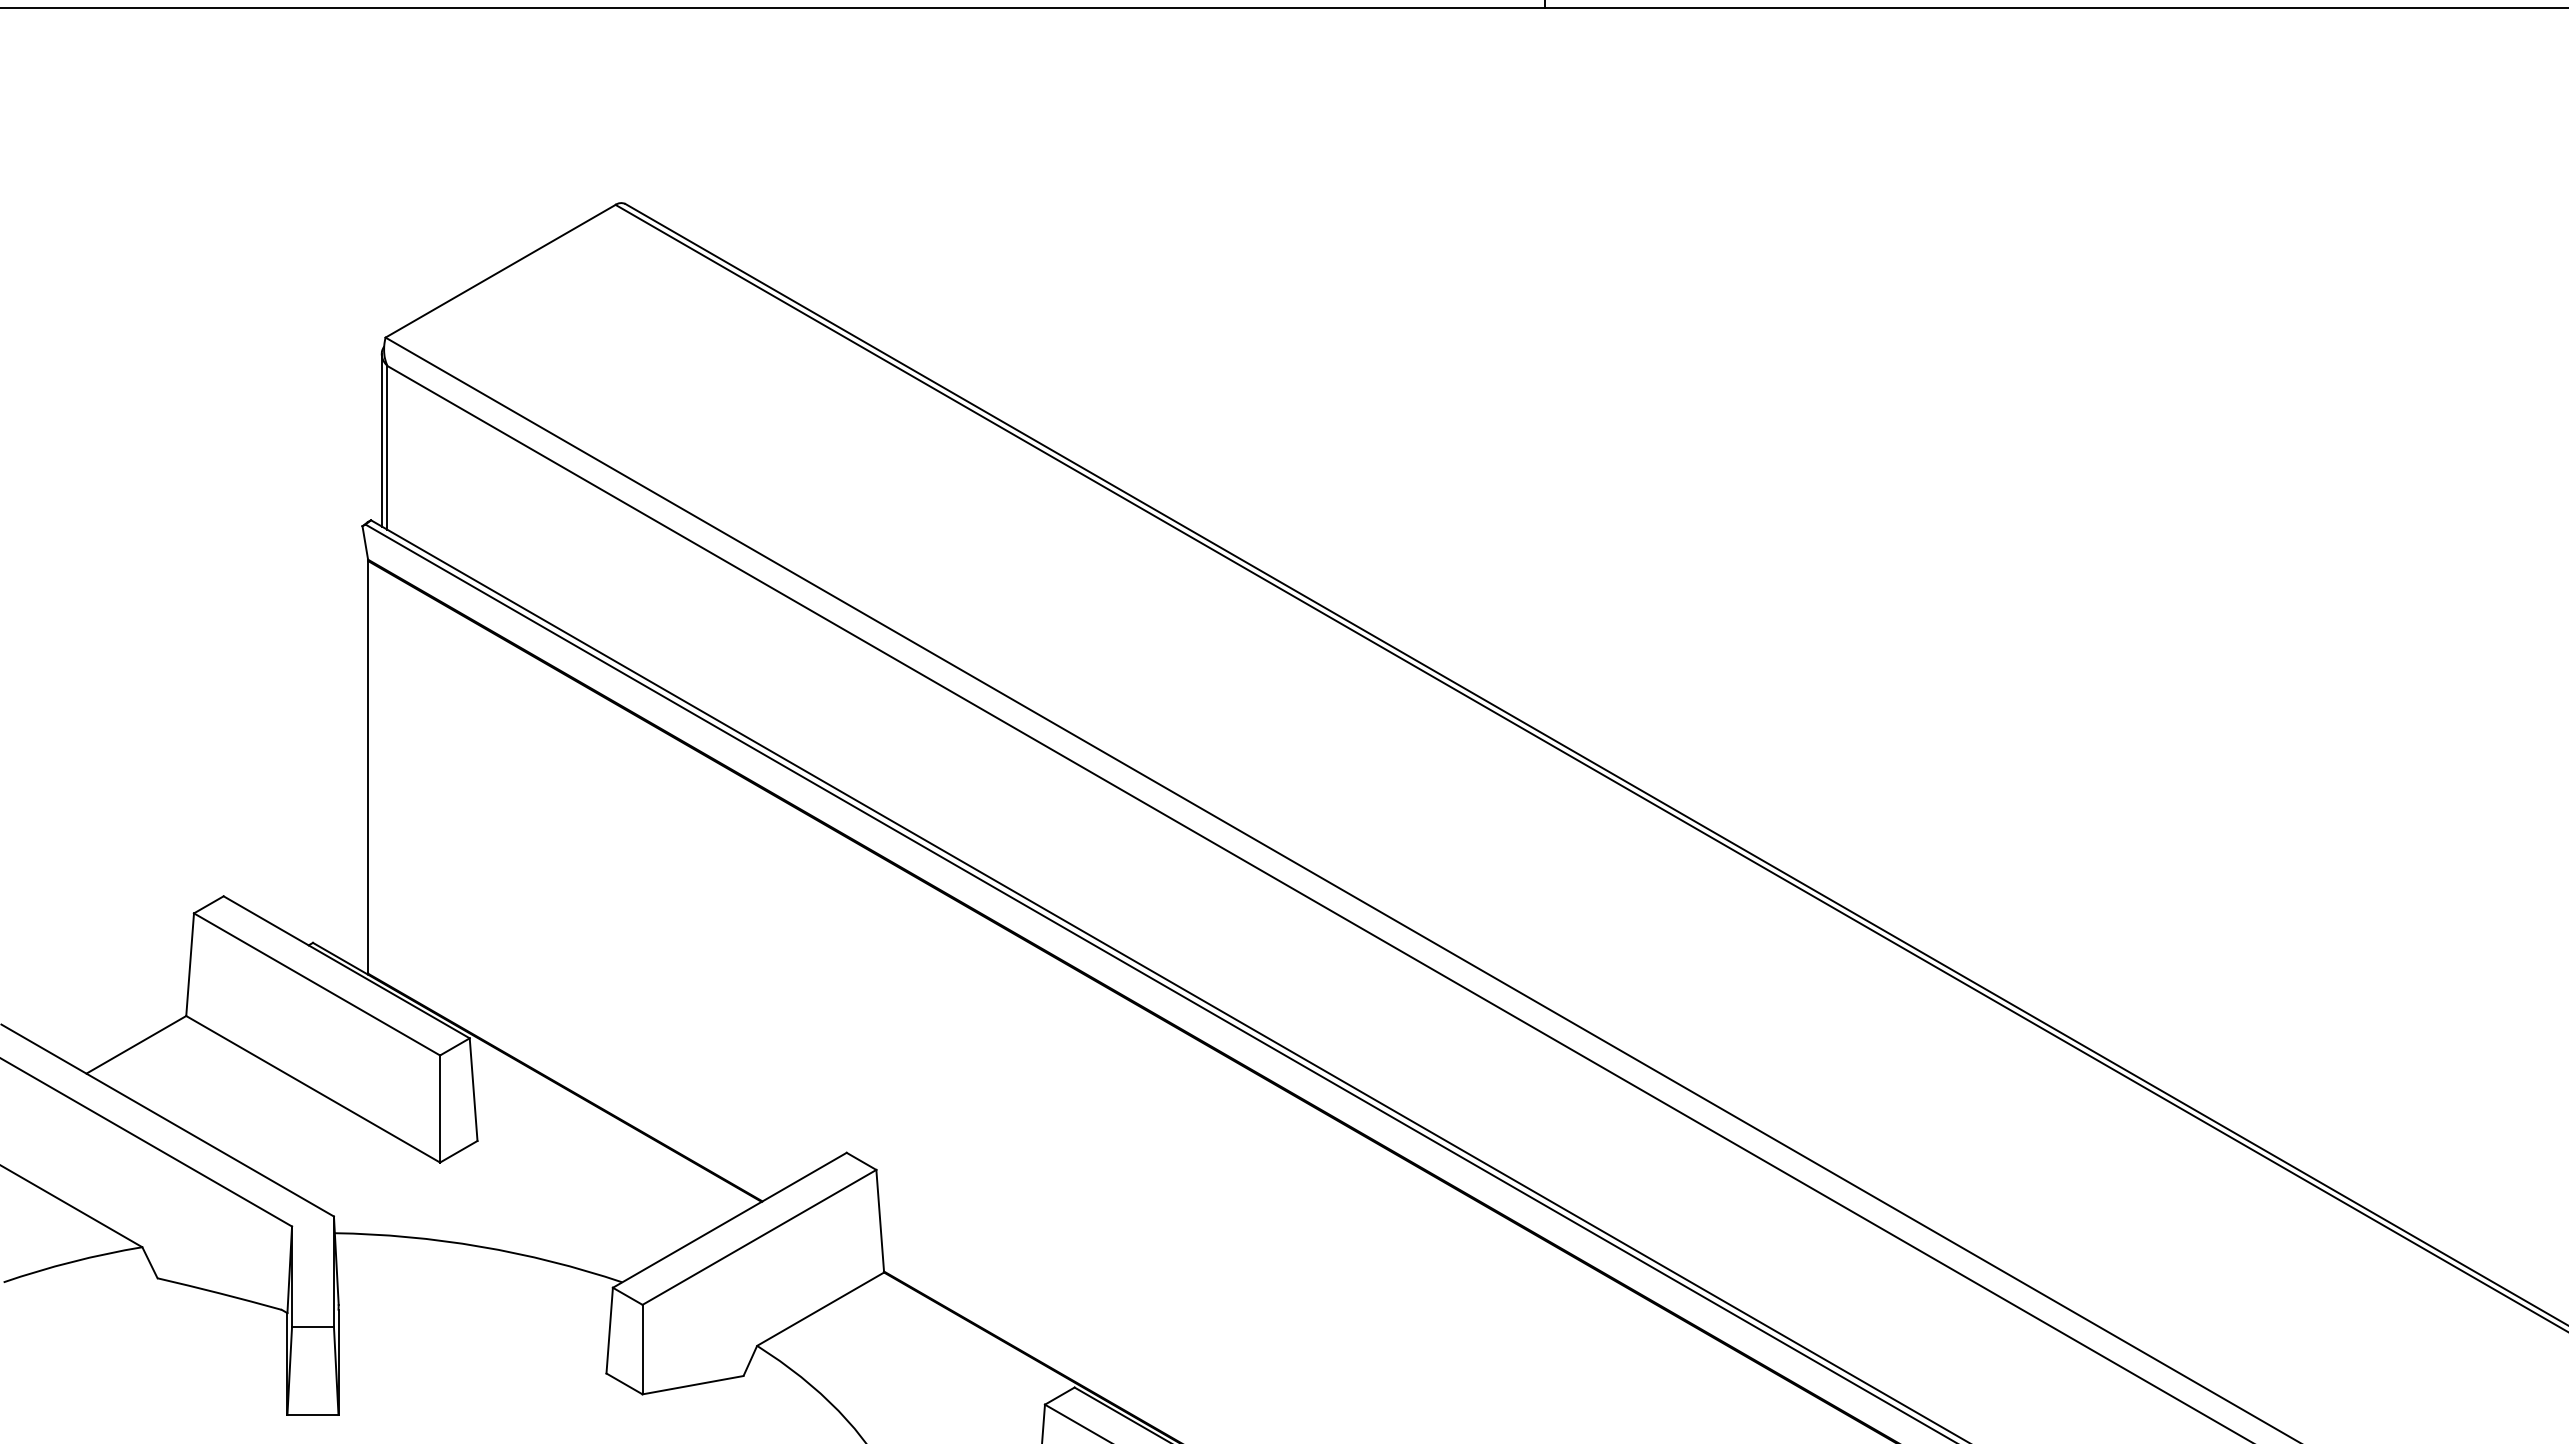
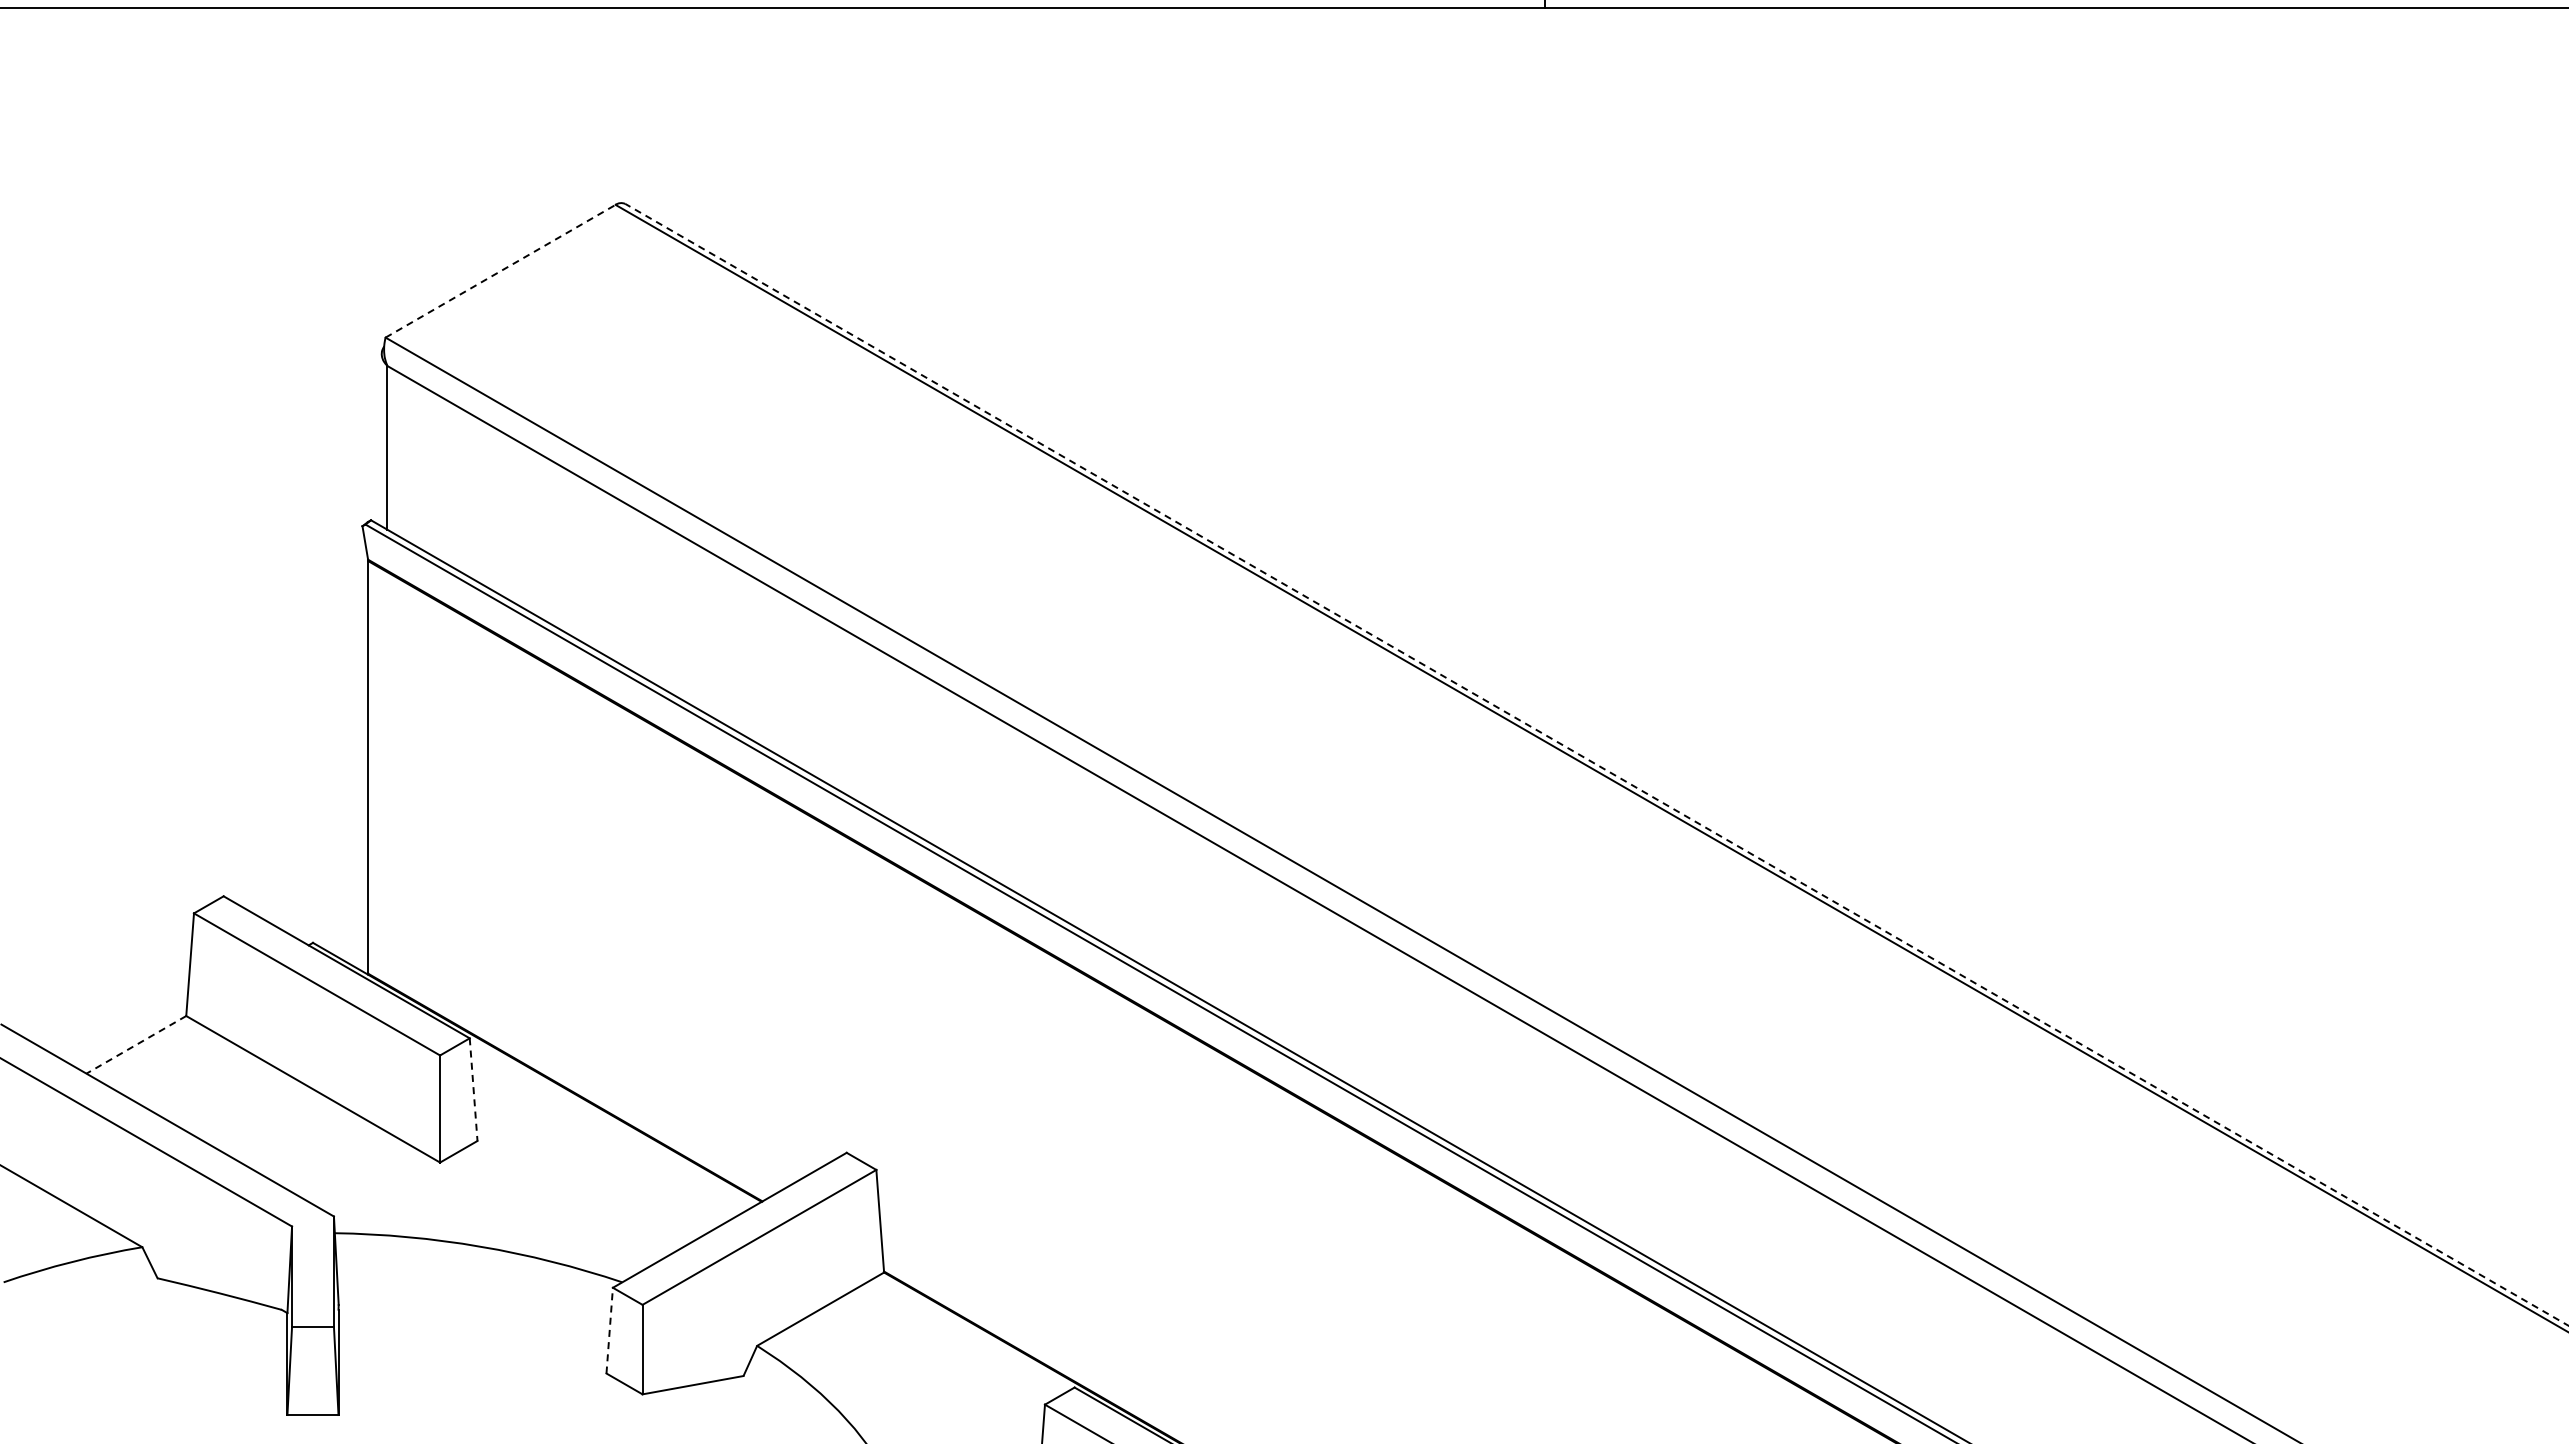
line: solid -> dashed (500, 271)
line: present -> none (381, 440)
line: solid -> dashed (1596, 764)
line: solid -> dashed (136, 1044)
line: solid -> dashed (473, 1090)
line: solid -> dashed (609, 1330)
